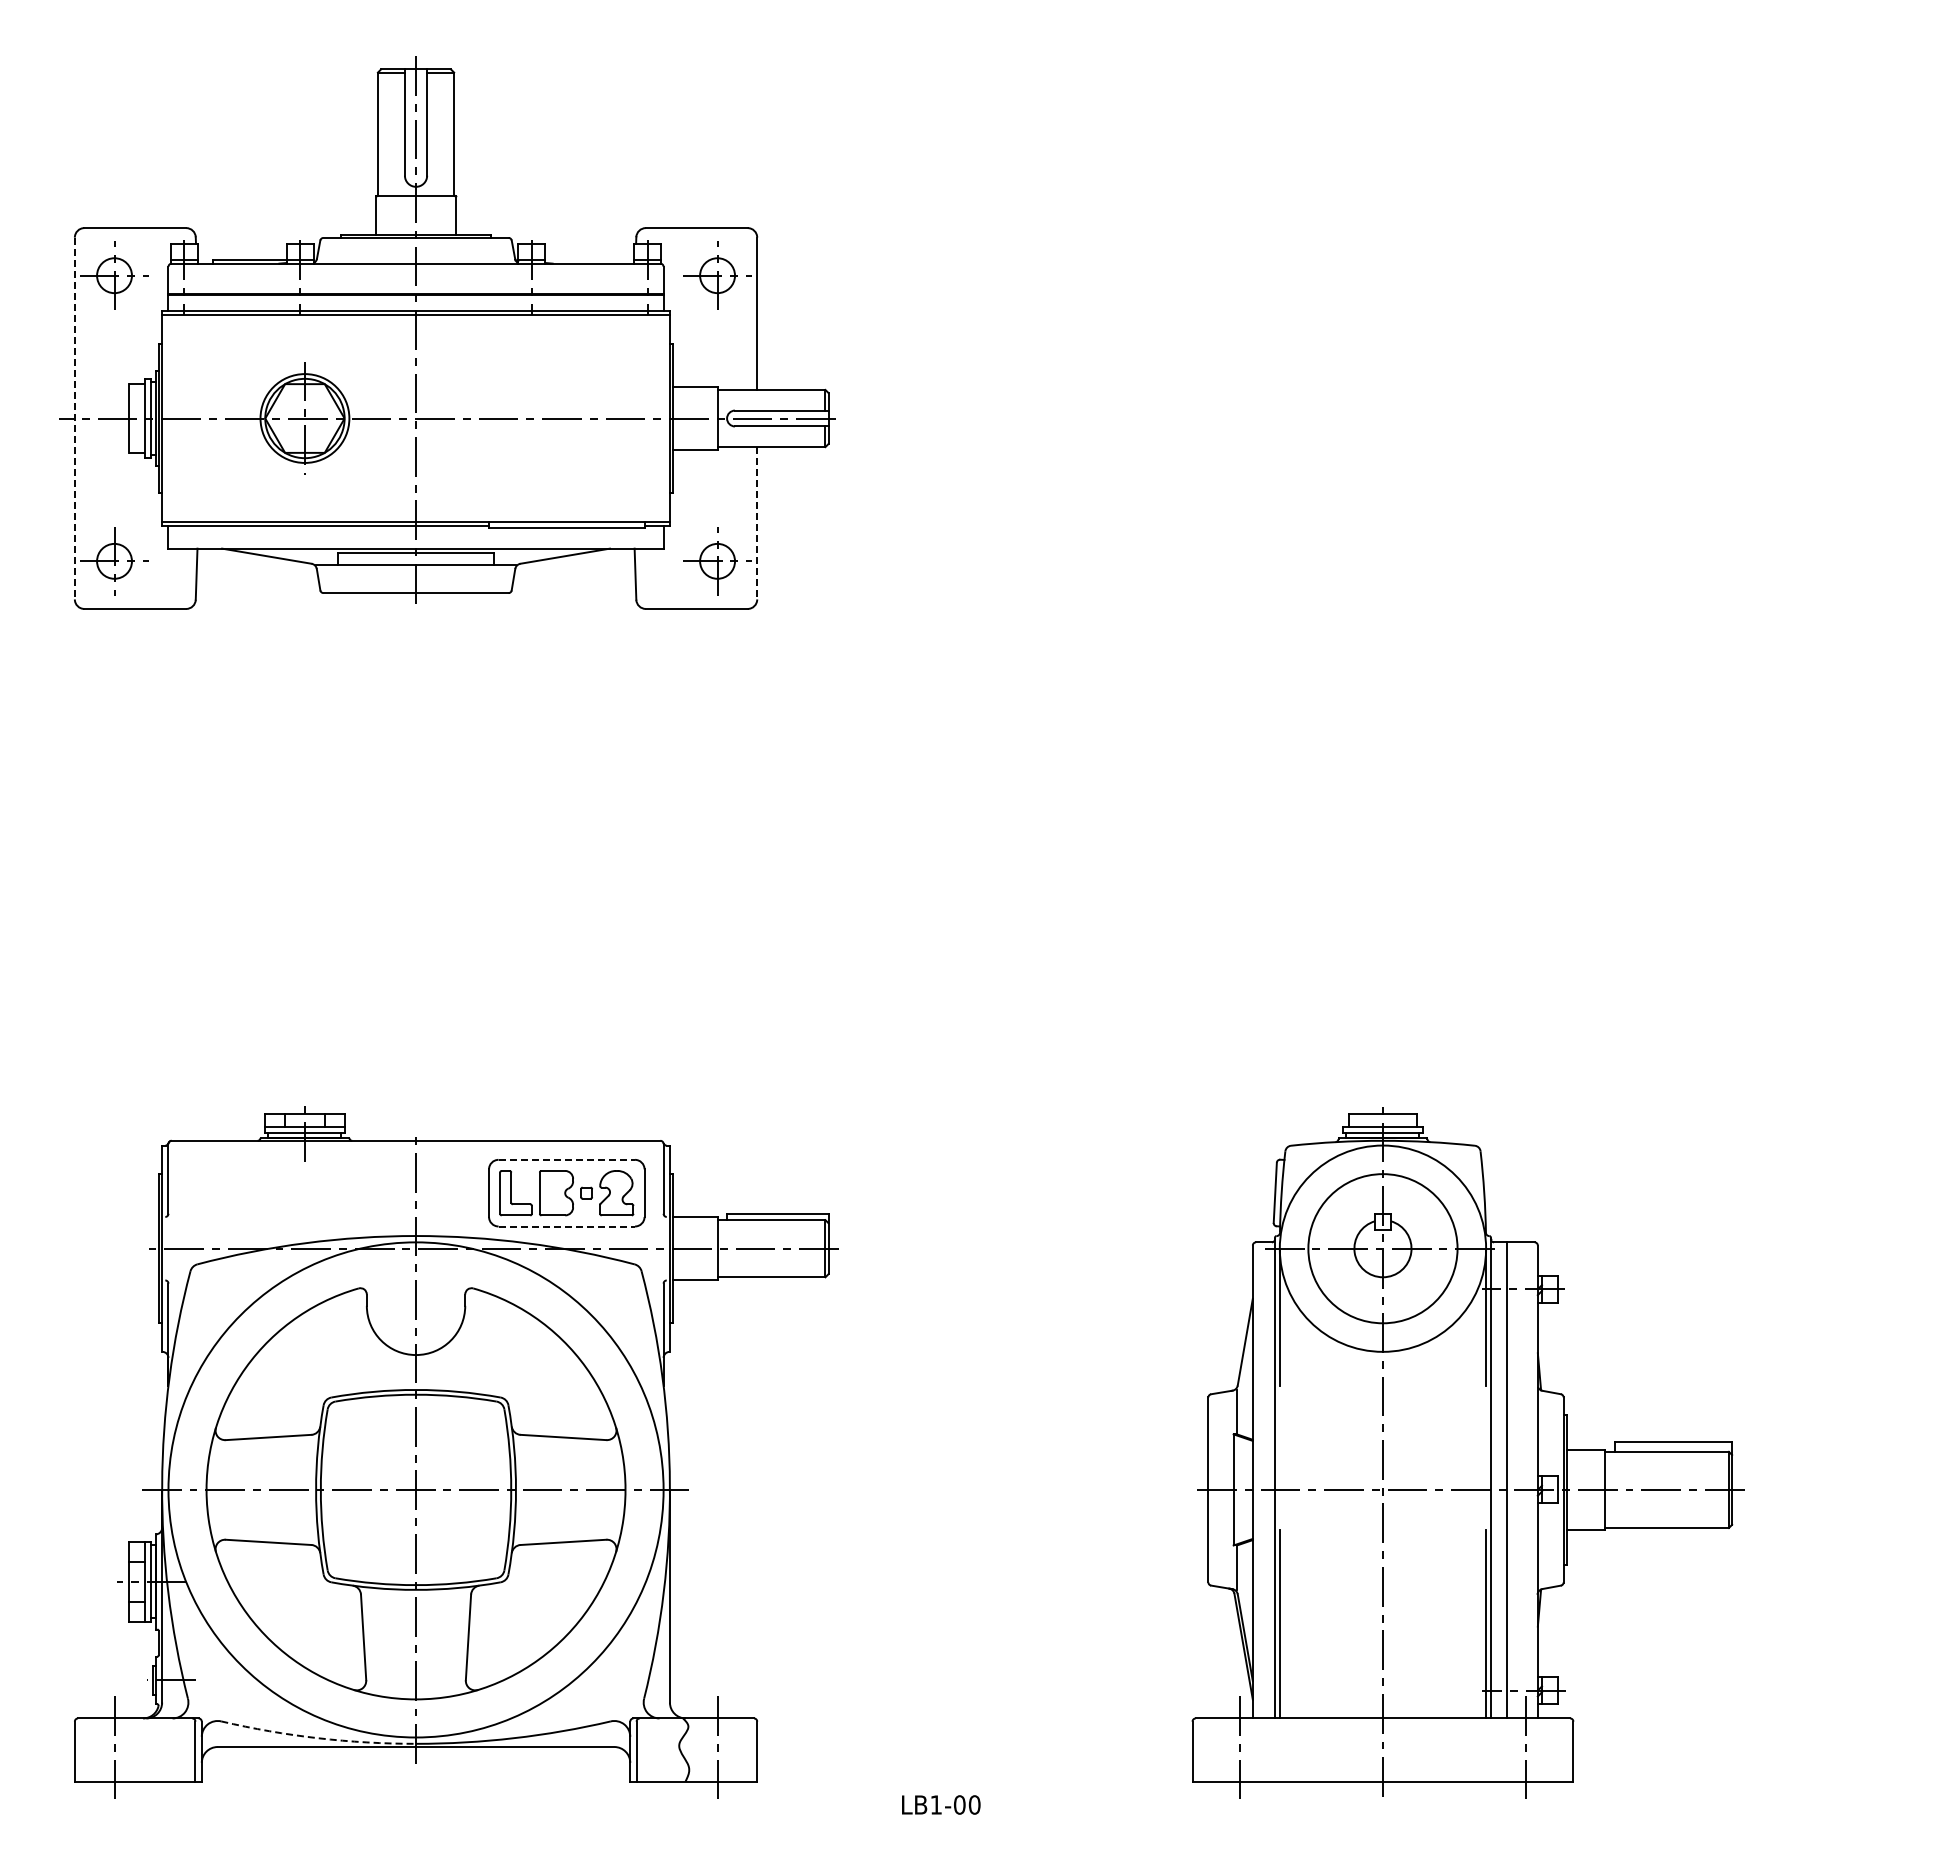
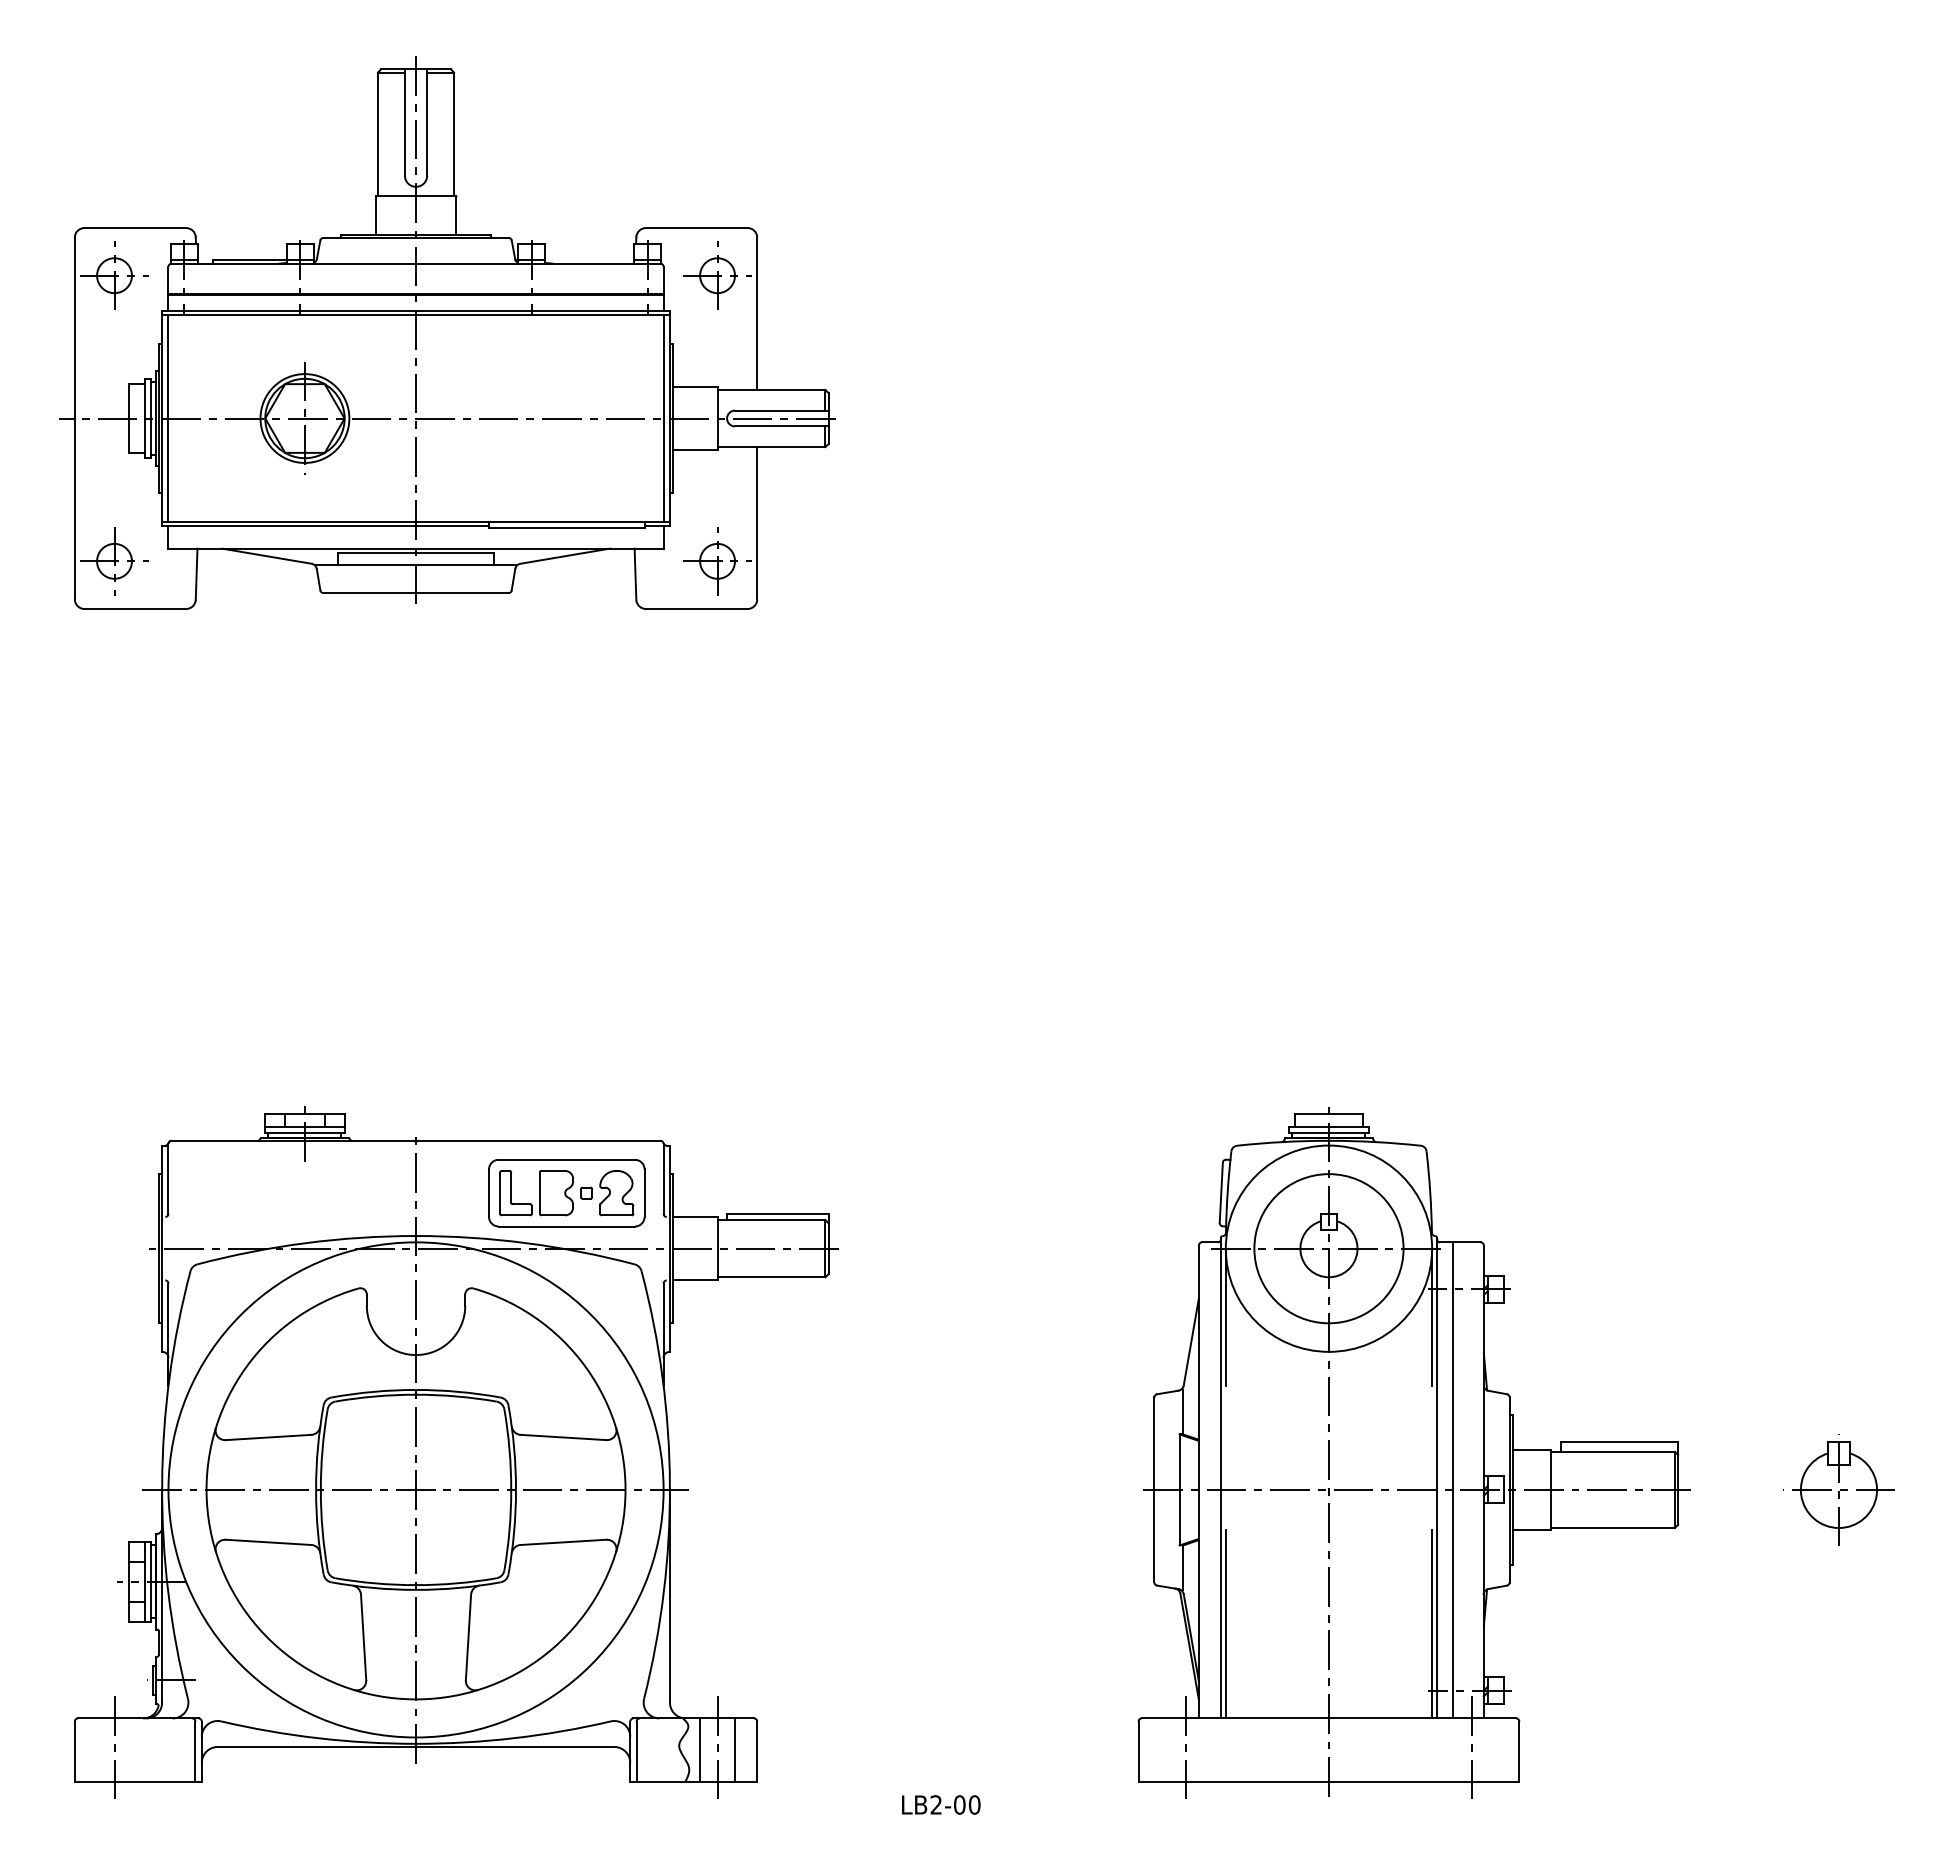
line: dashed -> solid (74, 418)
line: none -> present (168, 418)
line: none -> present (663, 418)
line: dashed -> solid (757, 523)
line: dashed -> solid (567, 1159)
line: dashed -> solid (567, 1226)
part position: (1467, 1452) -> (1413, 1452) (1413, 1452)
part: none -> present (1838, 1489)
arc: dashed -> solid (318, 1738)
line: none -> present (700, 1749)
line: none -> present (735, 1749)
text: LB1-00 -> LB2-00 (935, 1804)
